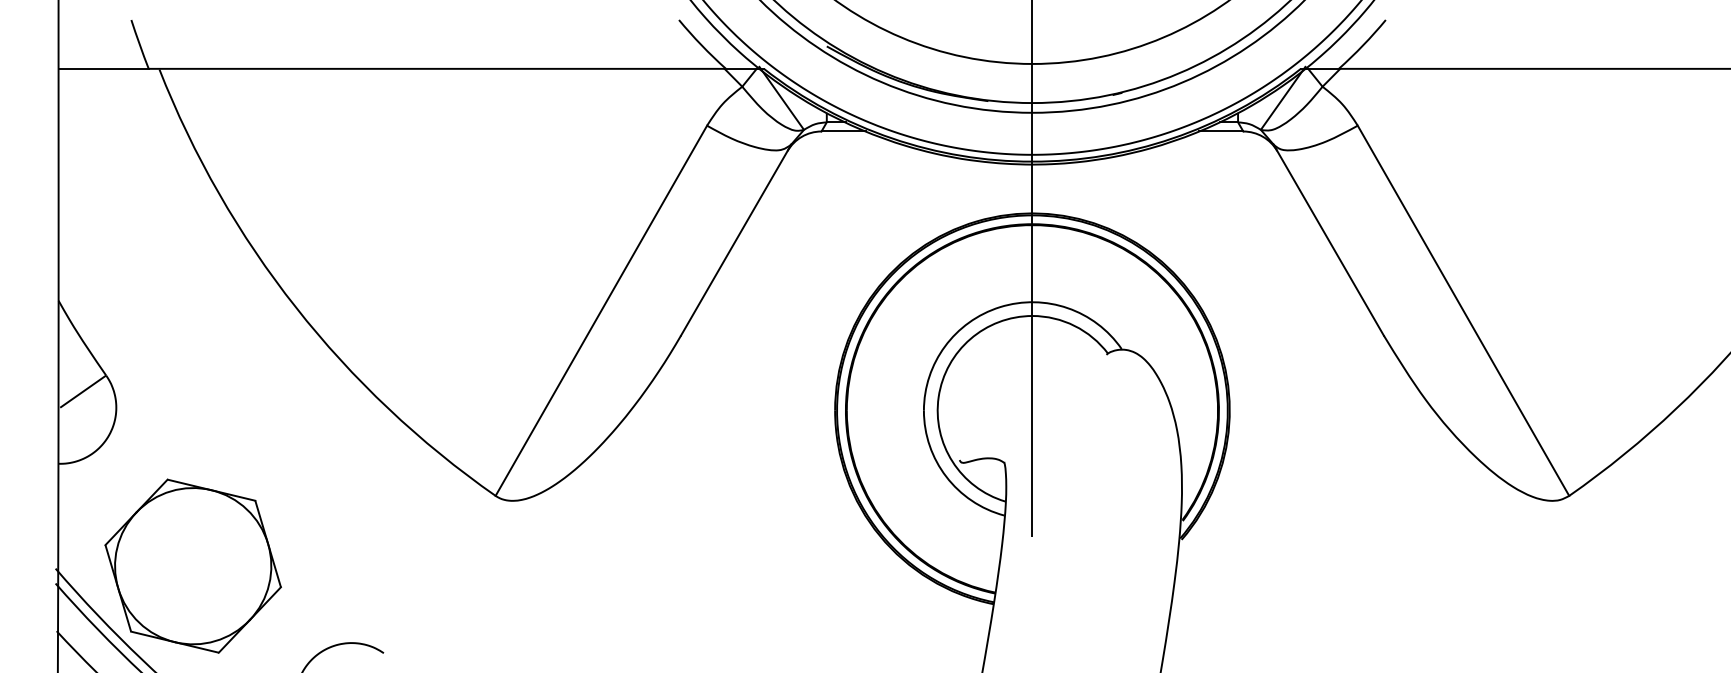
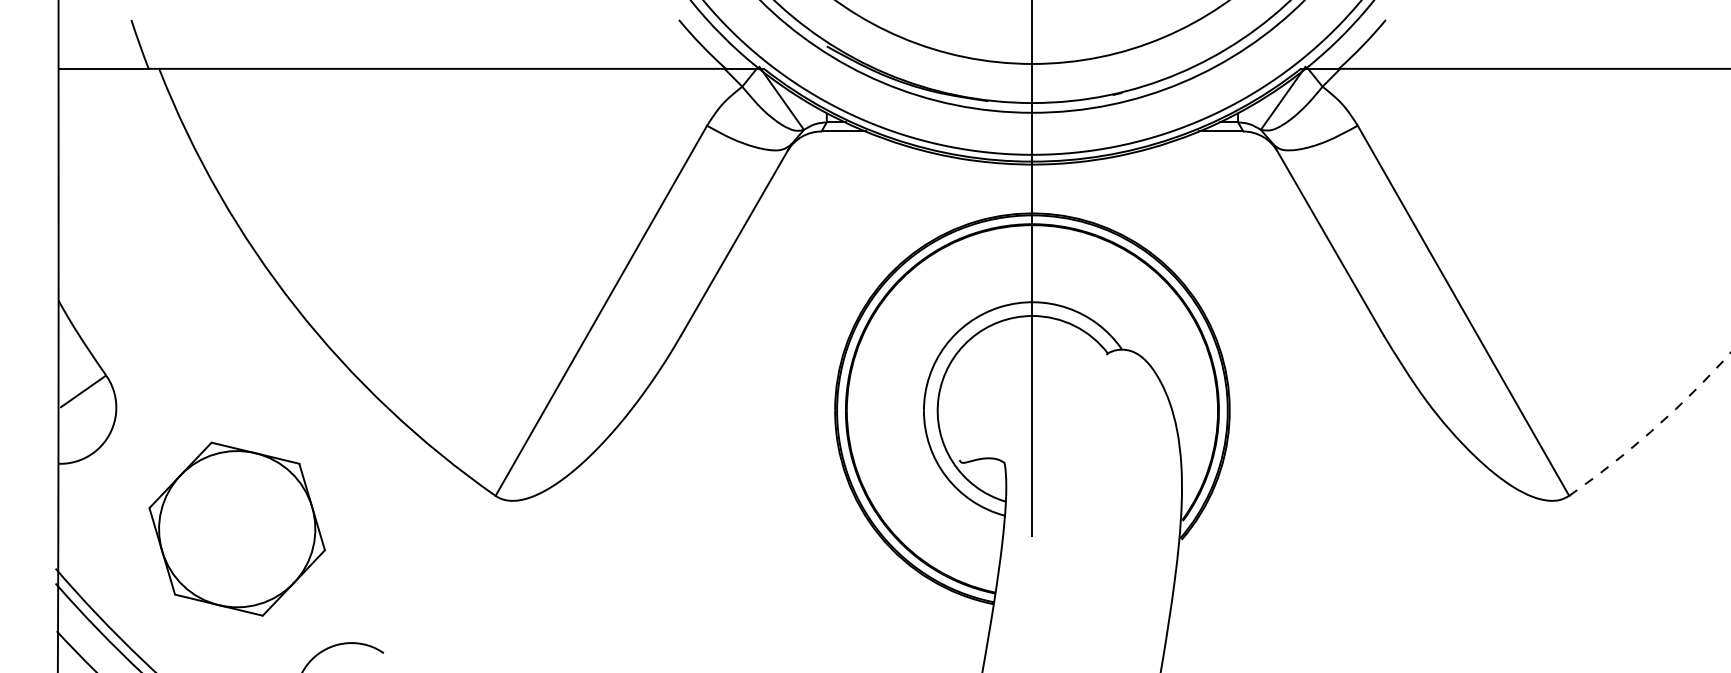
arc: solid -> dashed (1654, 428)
part position: (192, 565) -> (236, 528) (236, 528)
